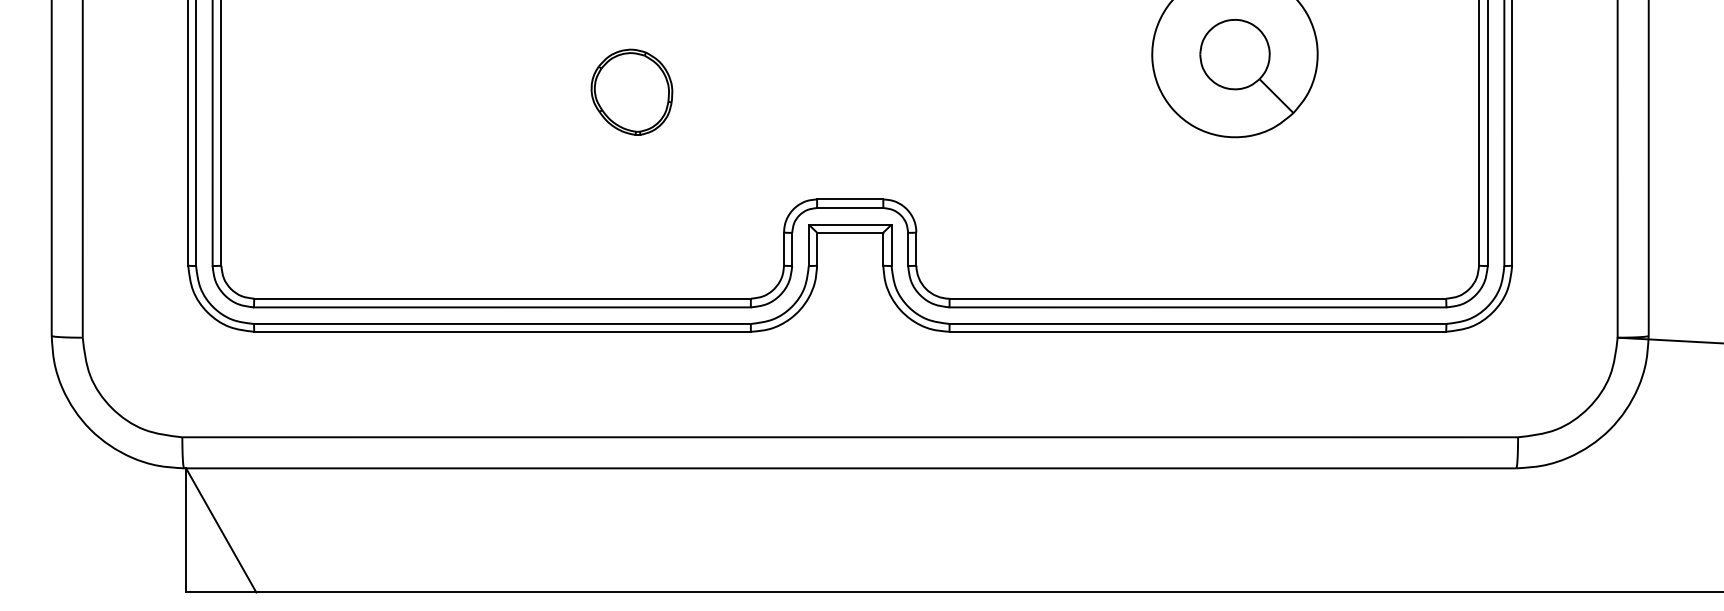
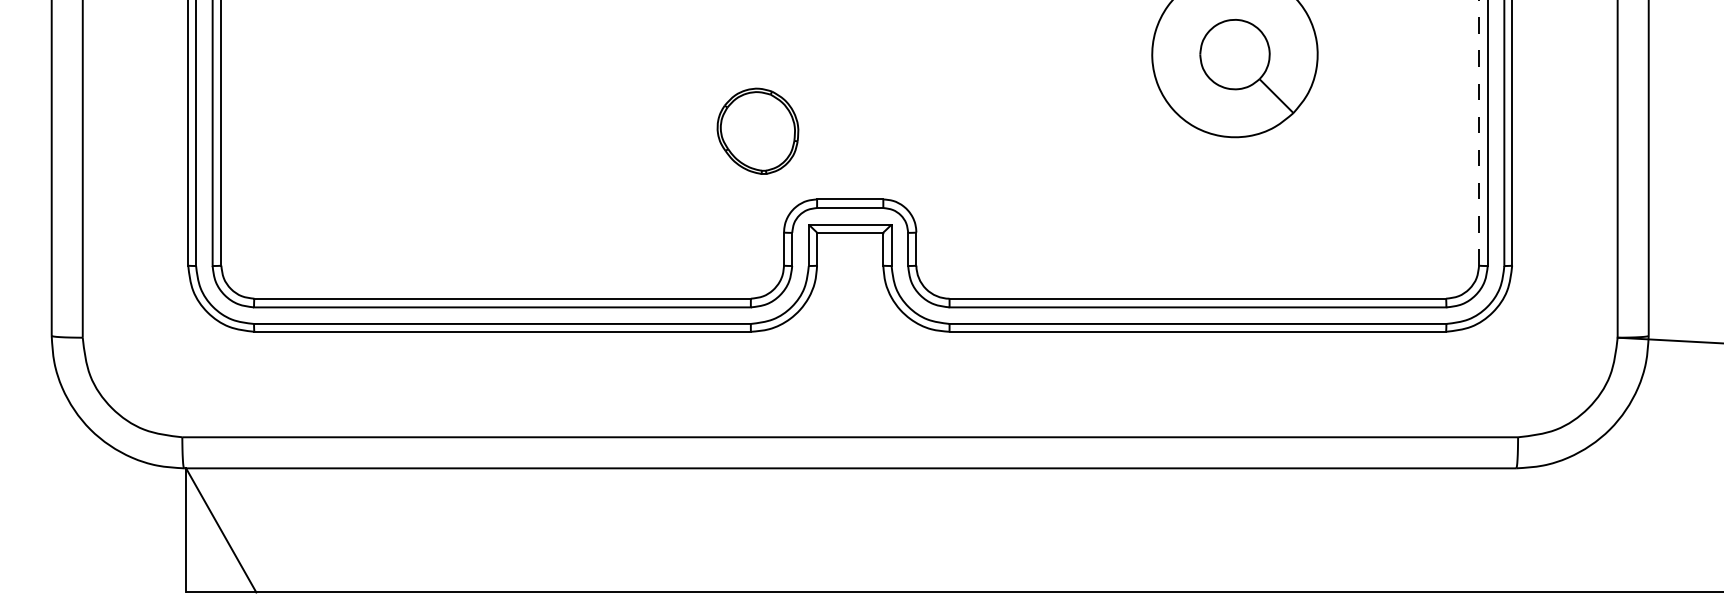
part position: (631, 91) -> (757, 130) (757, 130)
line: solid -> dashed (1479, 132)
